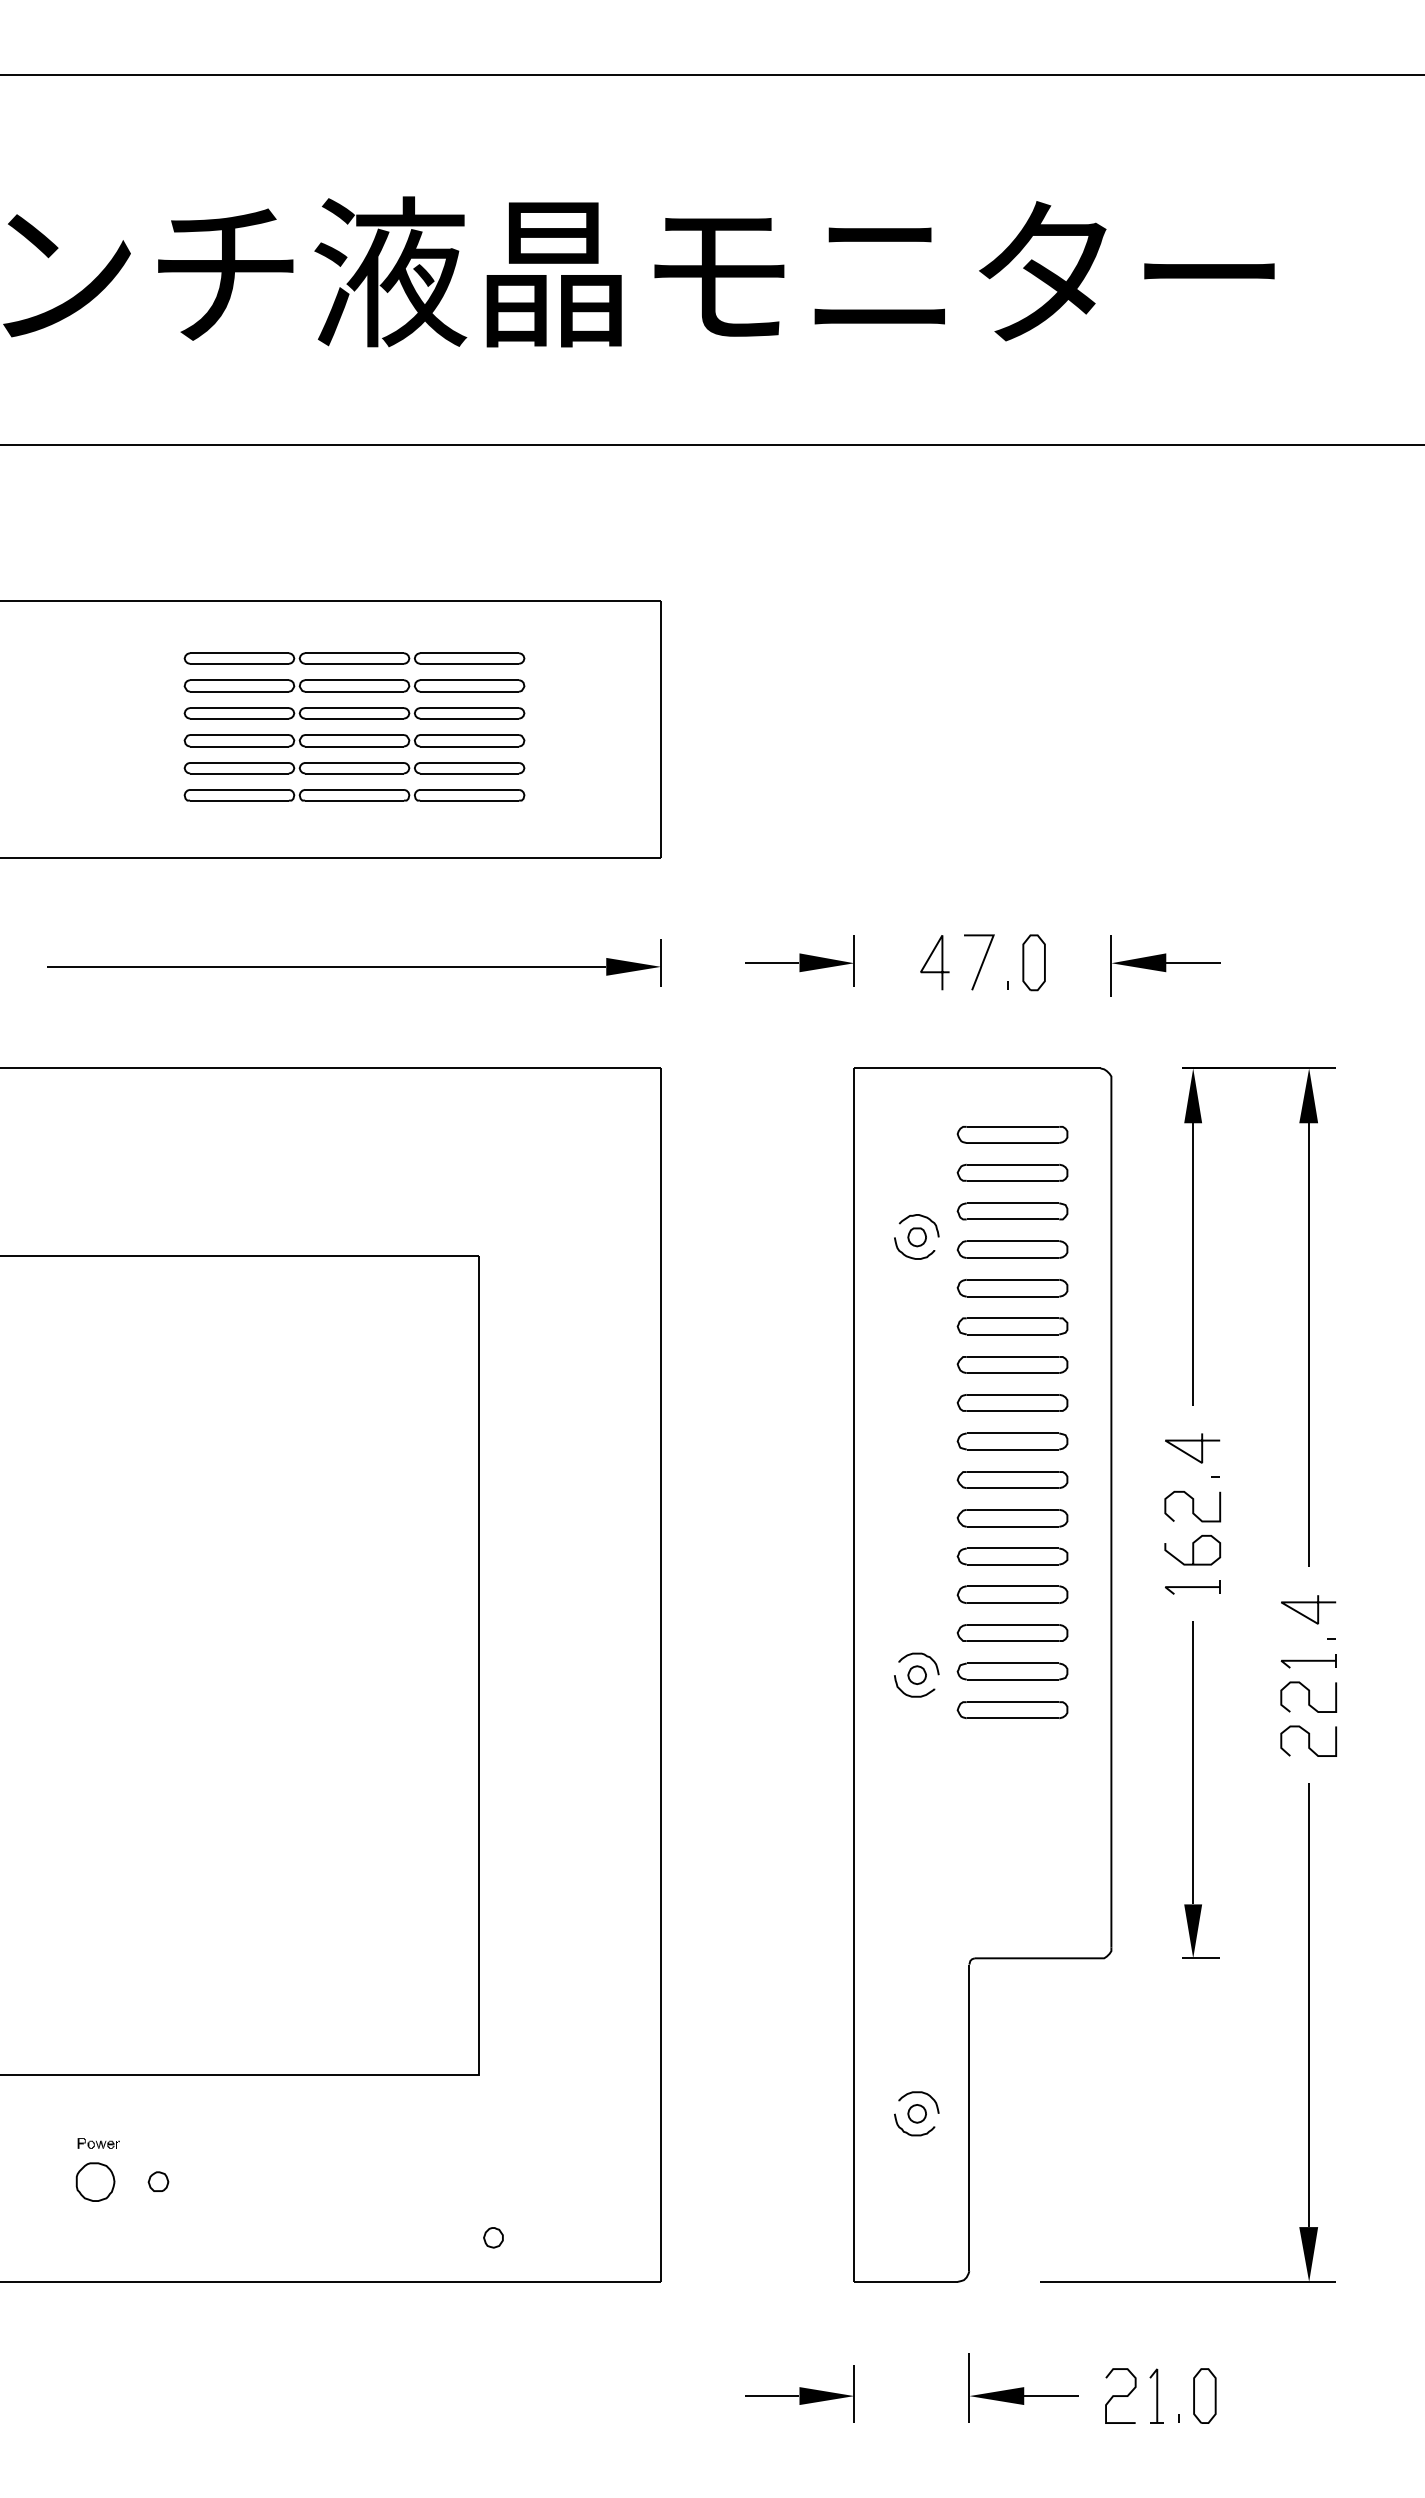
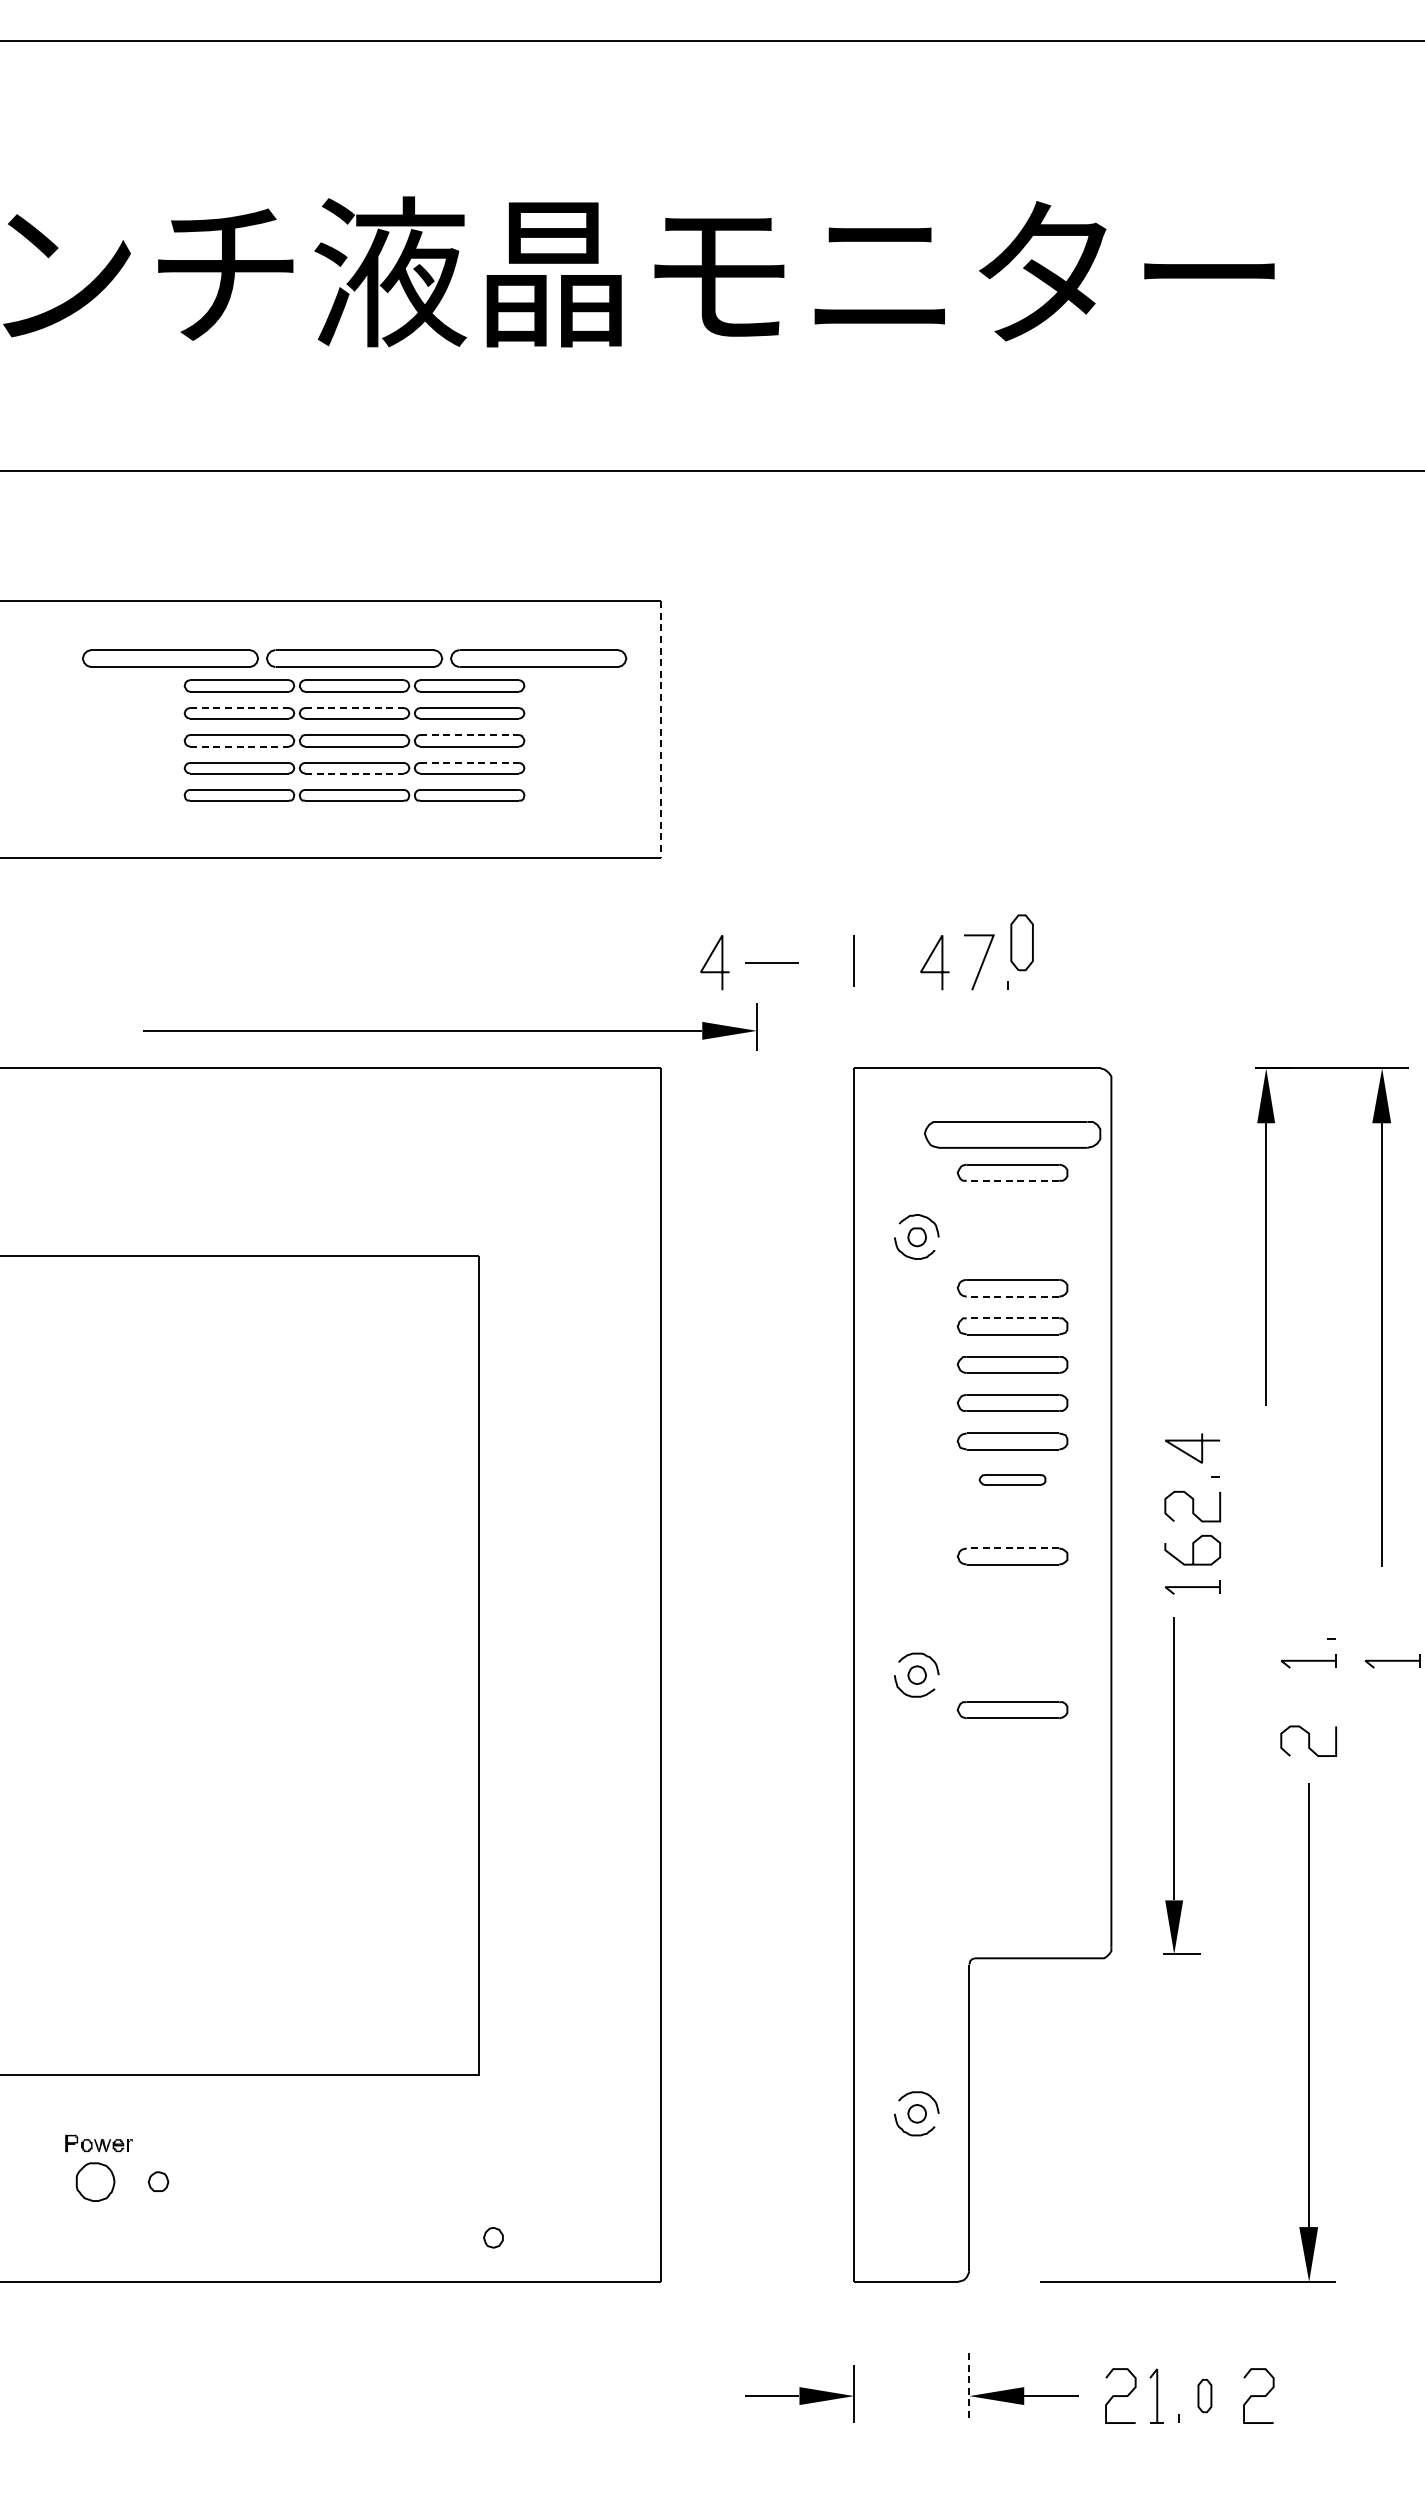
line position: (711, 74) -> (711, 40) (711, 40)
line position: (711, 444) -> (711, 470) (711, 470)
part size: 343x13 px -> 547x19 px (354, 658)
line: solid -> dashed (240, 707)
line: solid -> dashed (355, 707)
line: solid -> dashed (661, 729)
line: solid -> dashed (470, 734)
line: solid -> dashed (240, 746)
line: solid -> dashed (470, 762)
line: solid -> dashed (355, 773)
line: none -> present (709, 959)
part position: (354, 962) -> (450, 1026) (450, 1026)
fill: present -> none (826, 962)
part position: (1033, 962) -> (1021, 942) (1021, 942)
part: present -> none (1165, 965)
part size: 113x18 px -> 179x28 px (1012, 1134)
line: solid -> dashed (1012, 1180)
part: present -> none (1012, 1211)
part: present -> none (1012, 1249)
line: solid -> dashed (1012, 1296)
part position: (1308, 1316) -> (1381, 1316) (1381, 1316)
line: solid -> dashed (1012, 1318)
part size: 113x18 px -> 69x12 px (1012, 1479)
part: present -> none (1012, 1518)
line: solid -> dashed (1012, 1548)
part: present -> none (1012, 1594)
line: present -> none (1308, 1603)
part: present -> none (1012, 1632)
part: none -> present (1392, 1661)
part: present -> none (1012, 1671)
curve: present -> none (1308, 1696)
part position: (1193, 1789) -> (1174, 1785) (1174, 1785)
part size: 43x11 px -> 68x18 px (98, 2142)
line: solid -> dashed (969, 2388)
part size: 24x56 px -> 16x35 px (1204, 2396)
curve: none -> present (1258, 2395)
